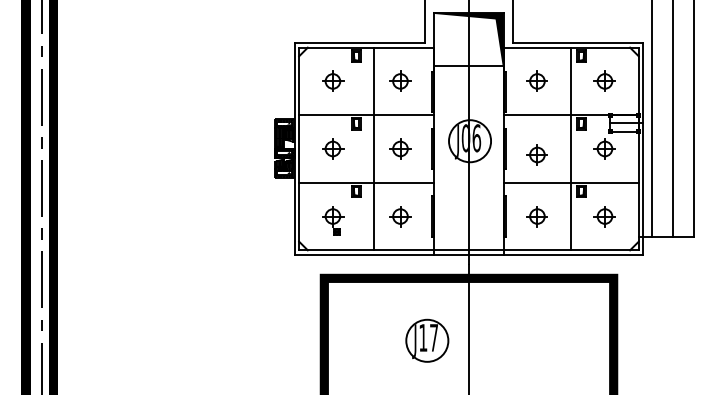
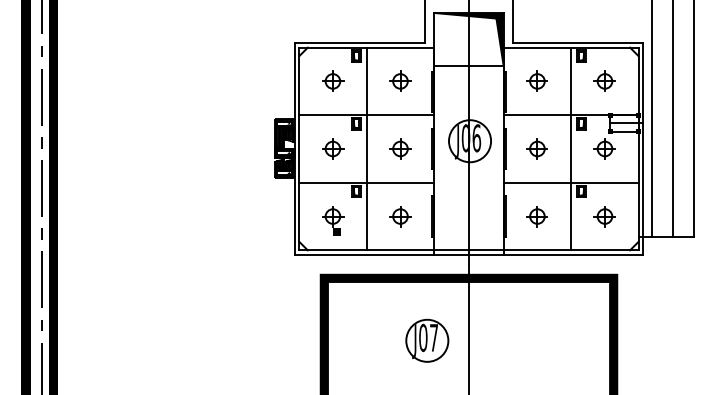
line position: (373, 148) -> (366, 148) (366, 148)
part position: (536, 154) -> (536, 148) (536, 148)
text: J17 -> J07 (423, 337)
